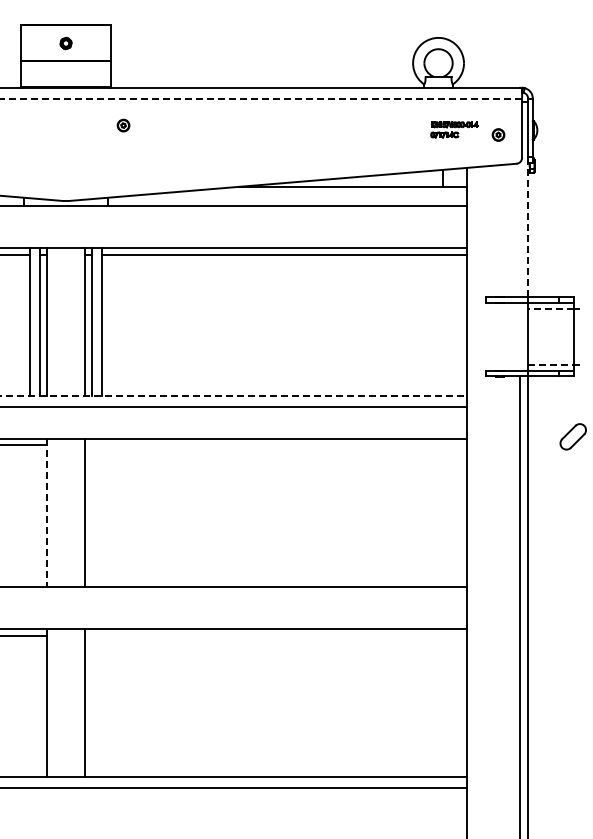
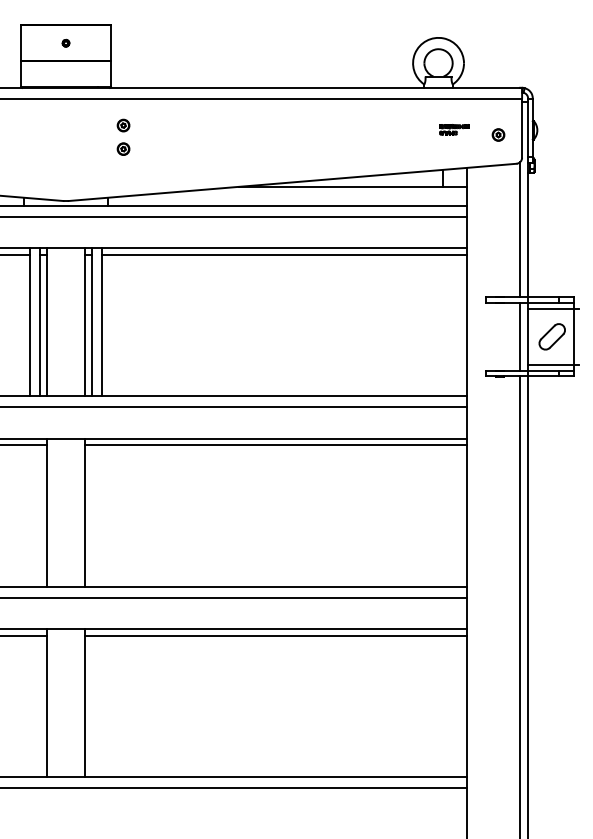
part size: 14x15 px -> 10x10 px (65, 42)
line: dashed -> solid (261, 98)
part size: 49x18 px -> 31x12 px (454, 129)
part: none -> present (123, 148)
line: none -> present (234, 216)
line: none -> present (519, 229)
line: dashed -> solid (528, 230)
line: dashed -> solid (551, 308)
line: none -> present (519, 336)
line: dashed -> solid (551, 365)
line: dashed -> solid (233, 396)
part position: (572, 436) -> (551, 336) (551, 336)
line: none -> present (275, 445)
line: dashed -> solid (47, 513)
line: none -> present (234, 597)
line: none -> present (275, 635)
